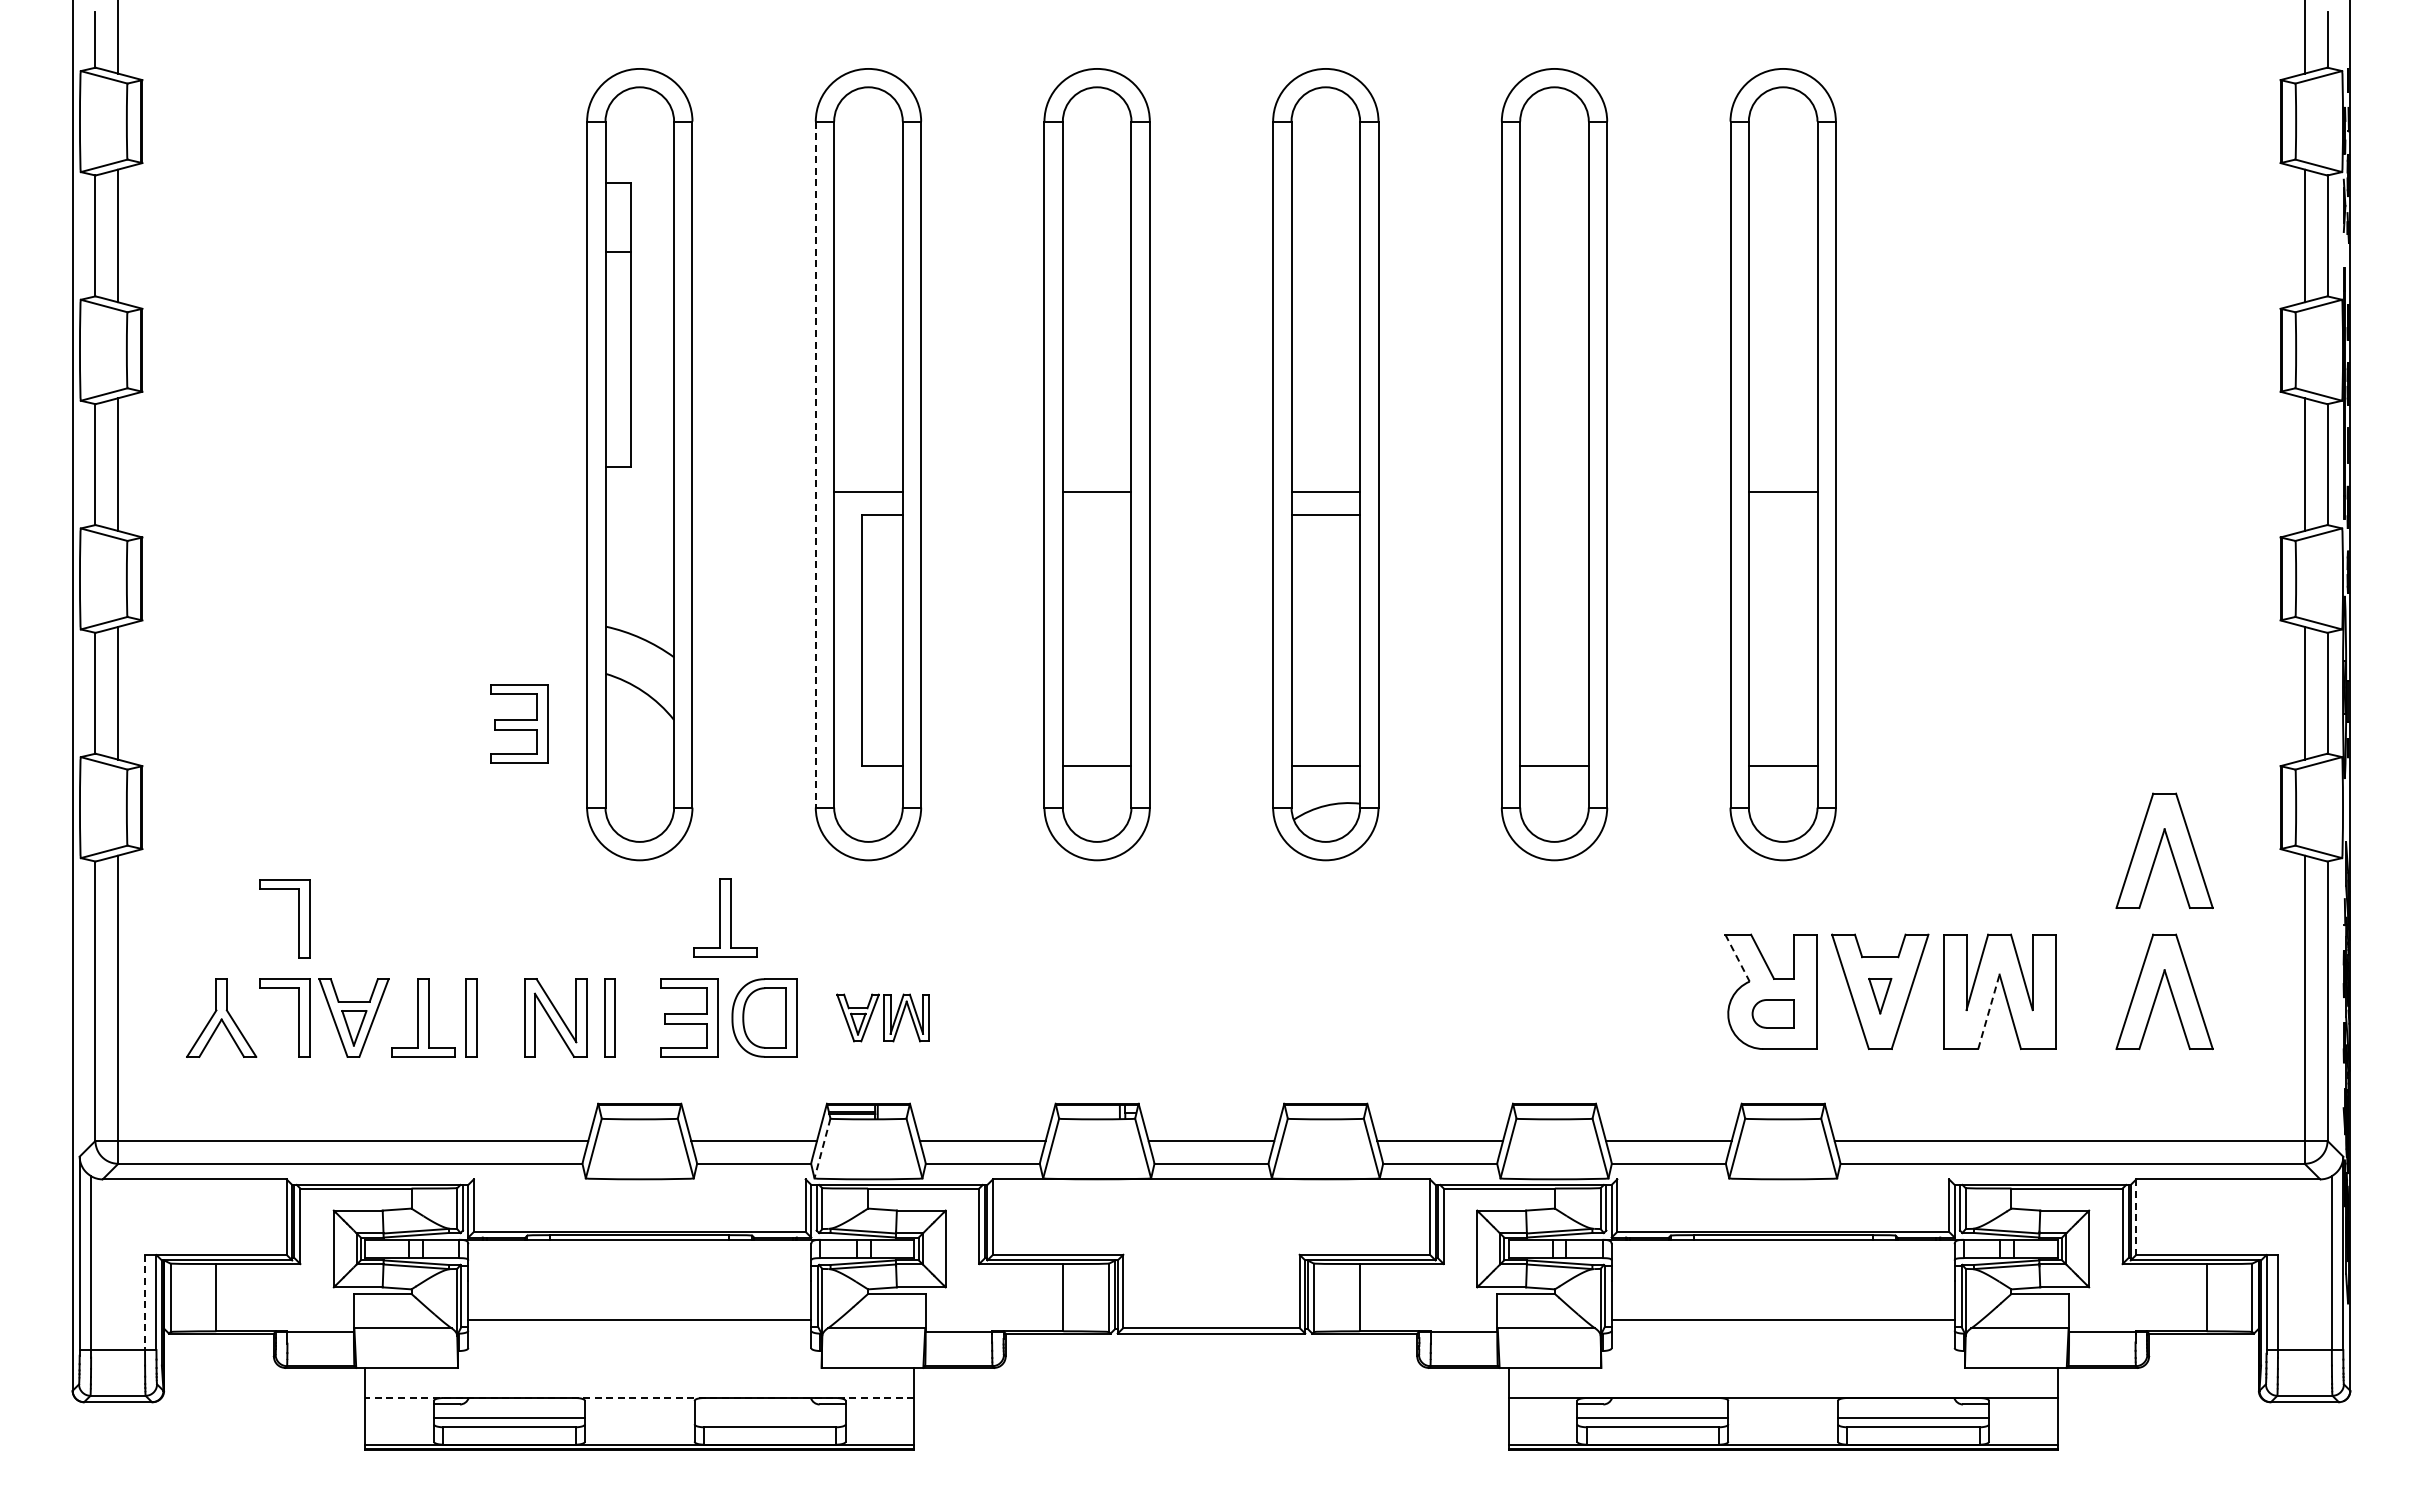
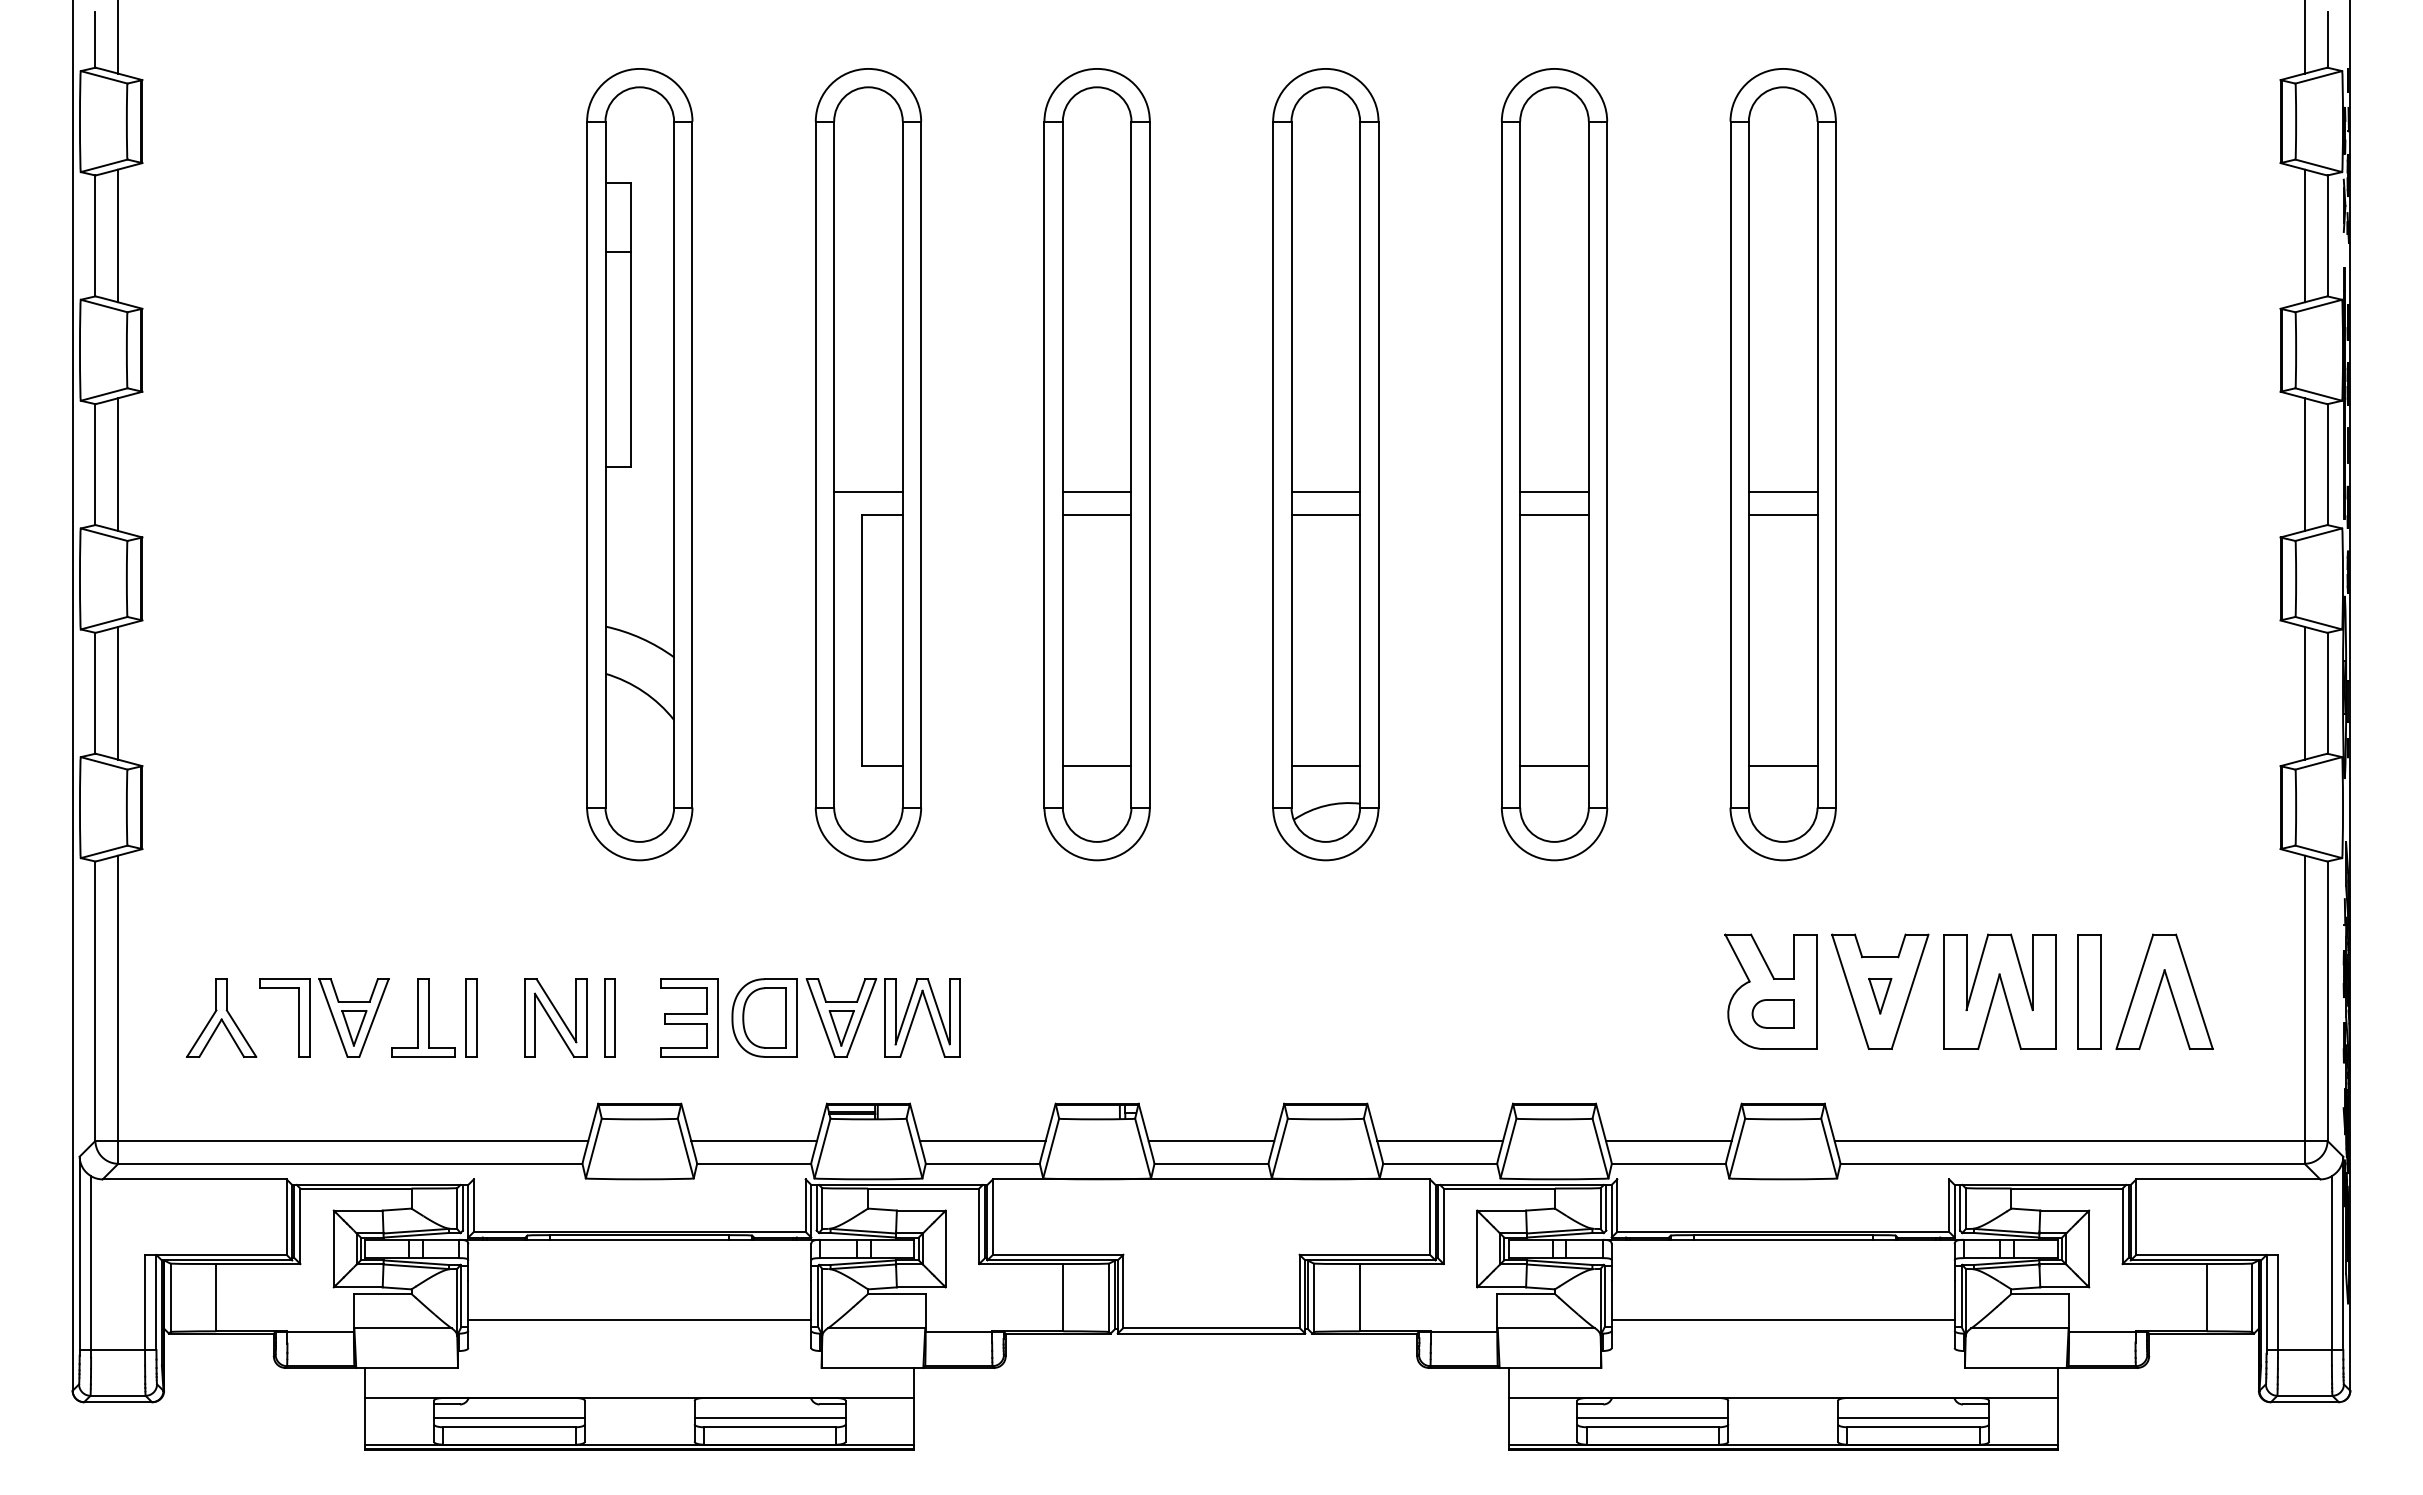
line: dashed -> solid (815, 465)
line: none -> present (1554, 492)
line: none -> present (1096, 514)
line: none -> present (1554, 514)
line: none -> present (1782, 514)
part: present -> none (519, 723)
part: present -> none (2164, 850)
part: present -> none (725, 917)
part: present -> none (298, 918)
line: dashed -> solid (1737, 958)
part: none -> present (2089, 991)
line: dashed -> solid (1988, 1011)
part size: 94x50 px -> 156x80 px (882, 1017)
line: dashed -> solid (822, 1148)
line: dashed -> solid (2136, 1217)
line: dashed -> solid (145, 1302)
line: dashed -> solid (639, 1397)
line: none -> present (769, 1418)
